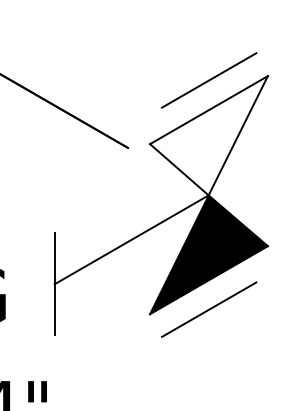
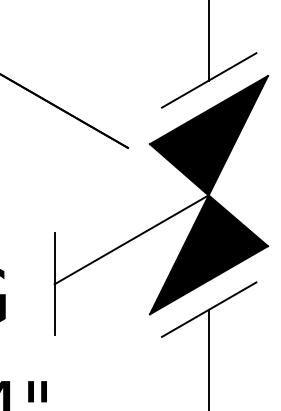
line: none -> present (208, 41)
fill: none -> present (208, 135)
line: none -> present (208, 358)
